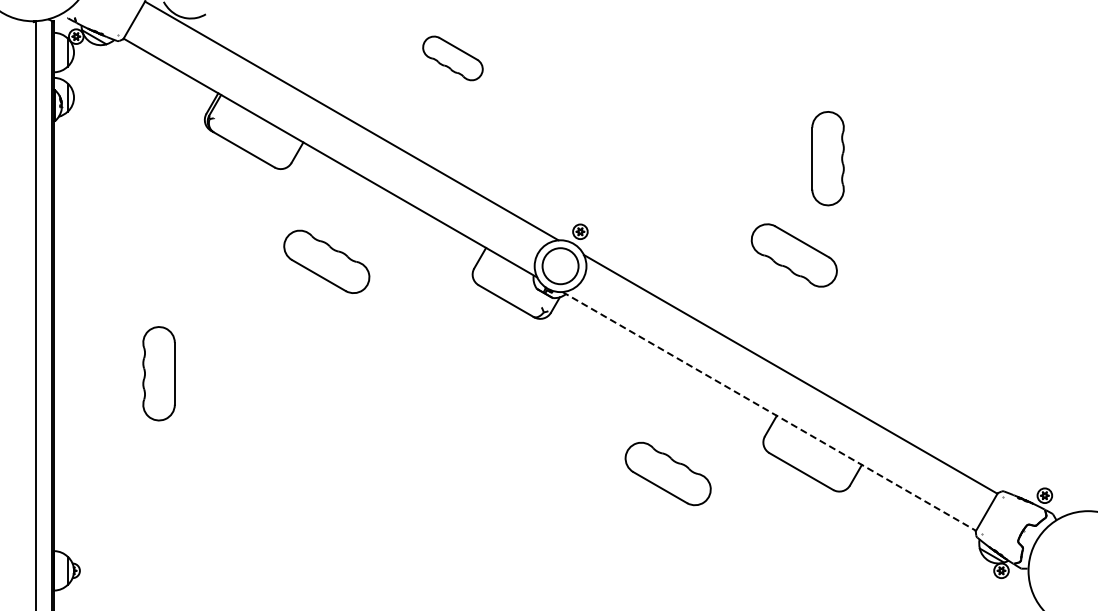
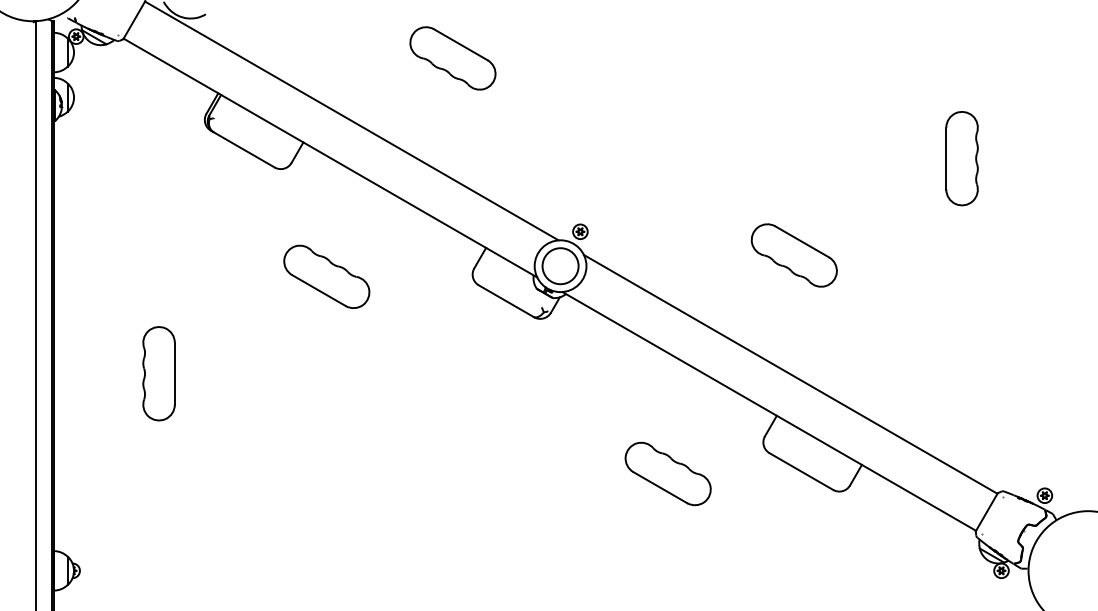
part size: 62x47 px -> 88x65 px (452, 58)
part position: (827, 158) -> (961, 158) (961, 158)
part position: (326, 261) -> (326, 276) (326, 276)
line: dashed -> solid (769, 411)
